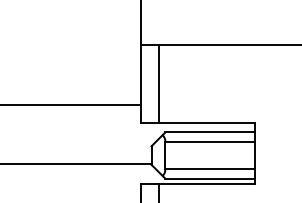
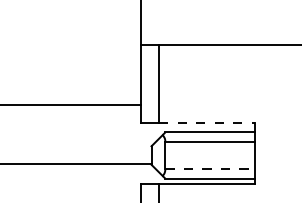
line: solid -> dashed (207, 122)
line: solid -> dashed (210, 169)
